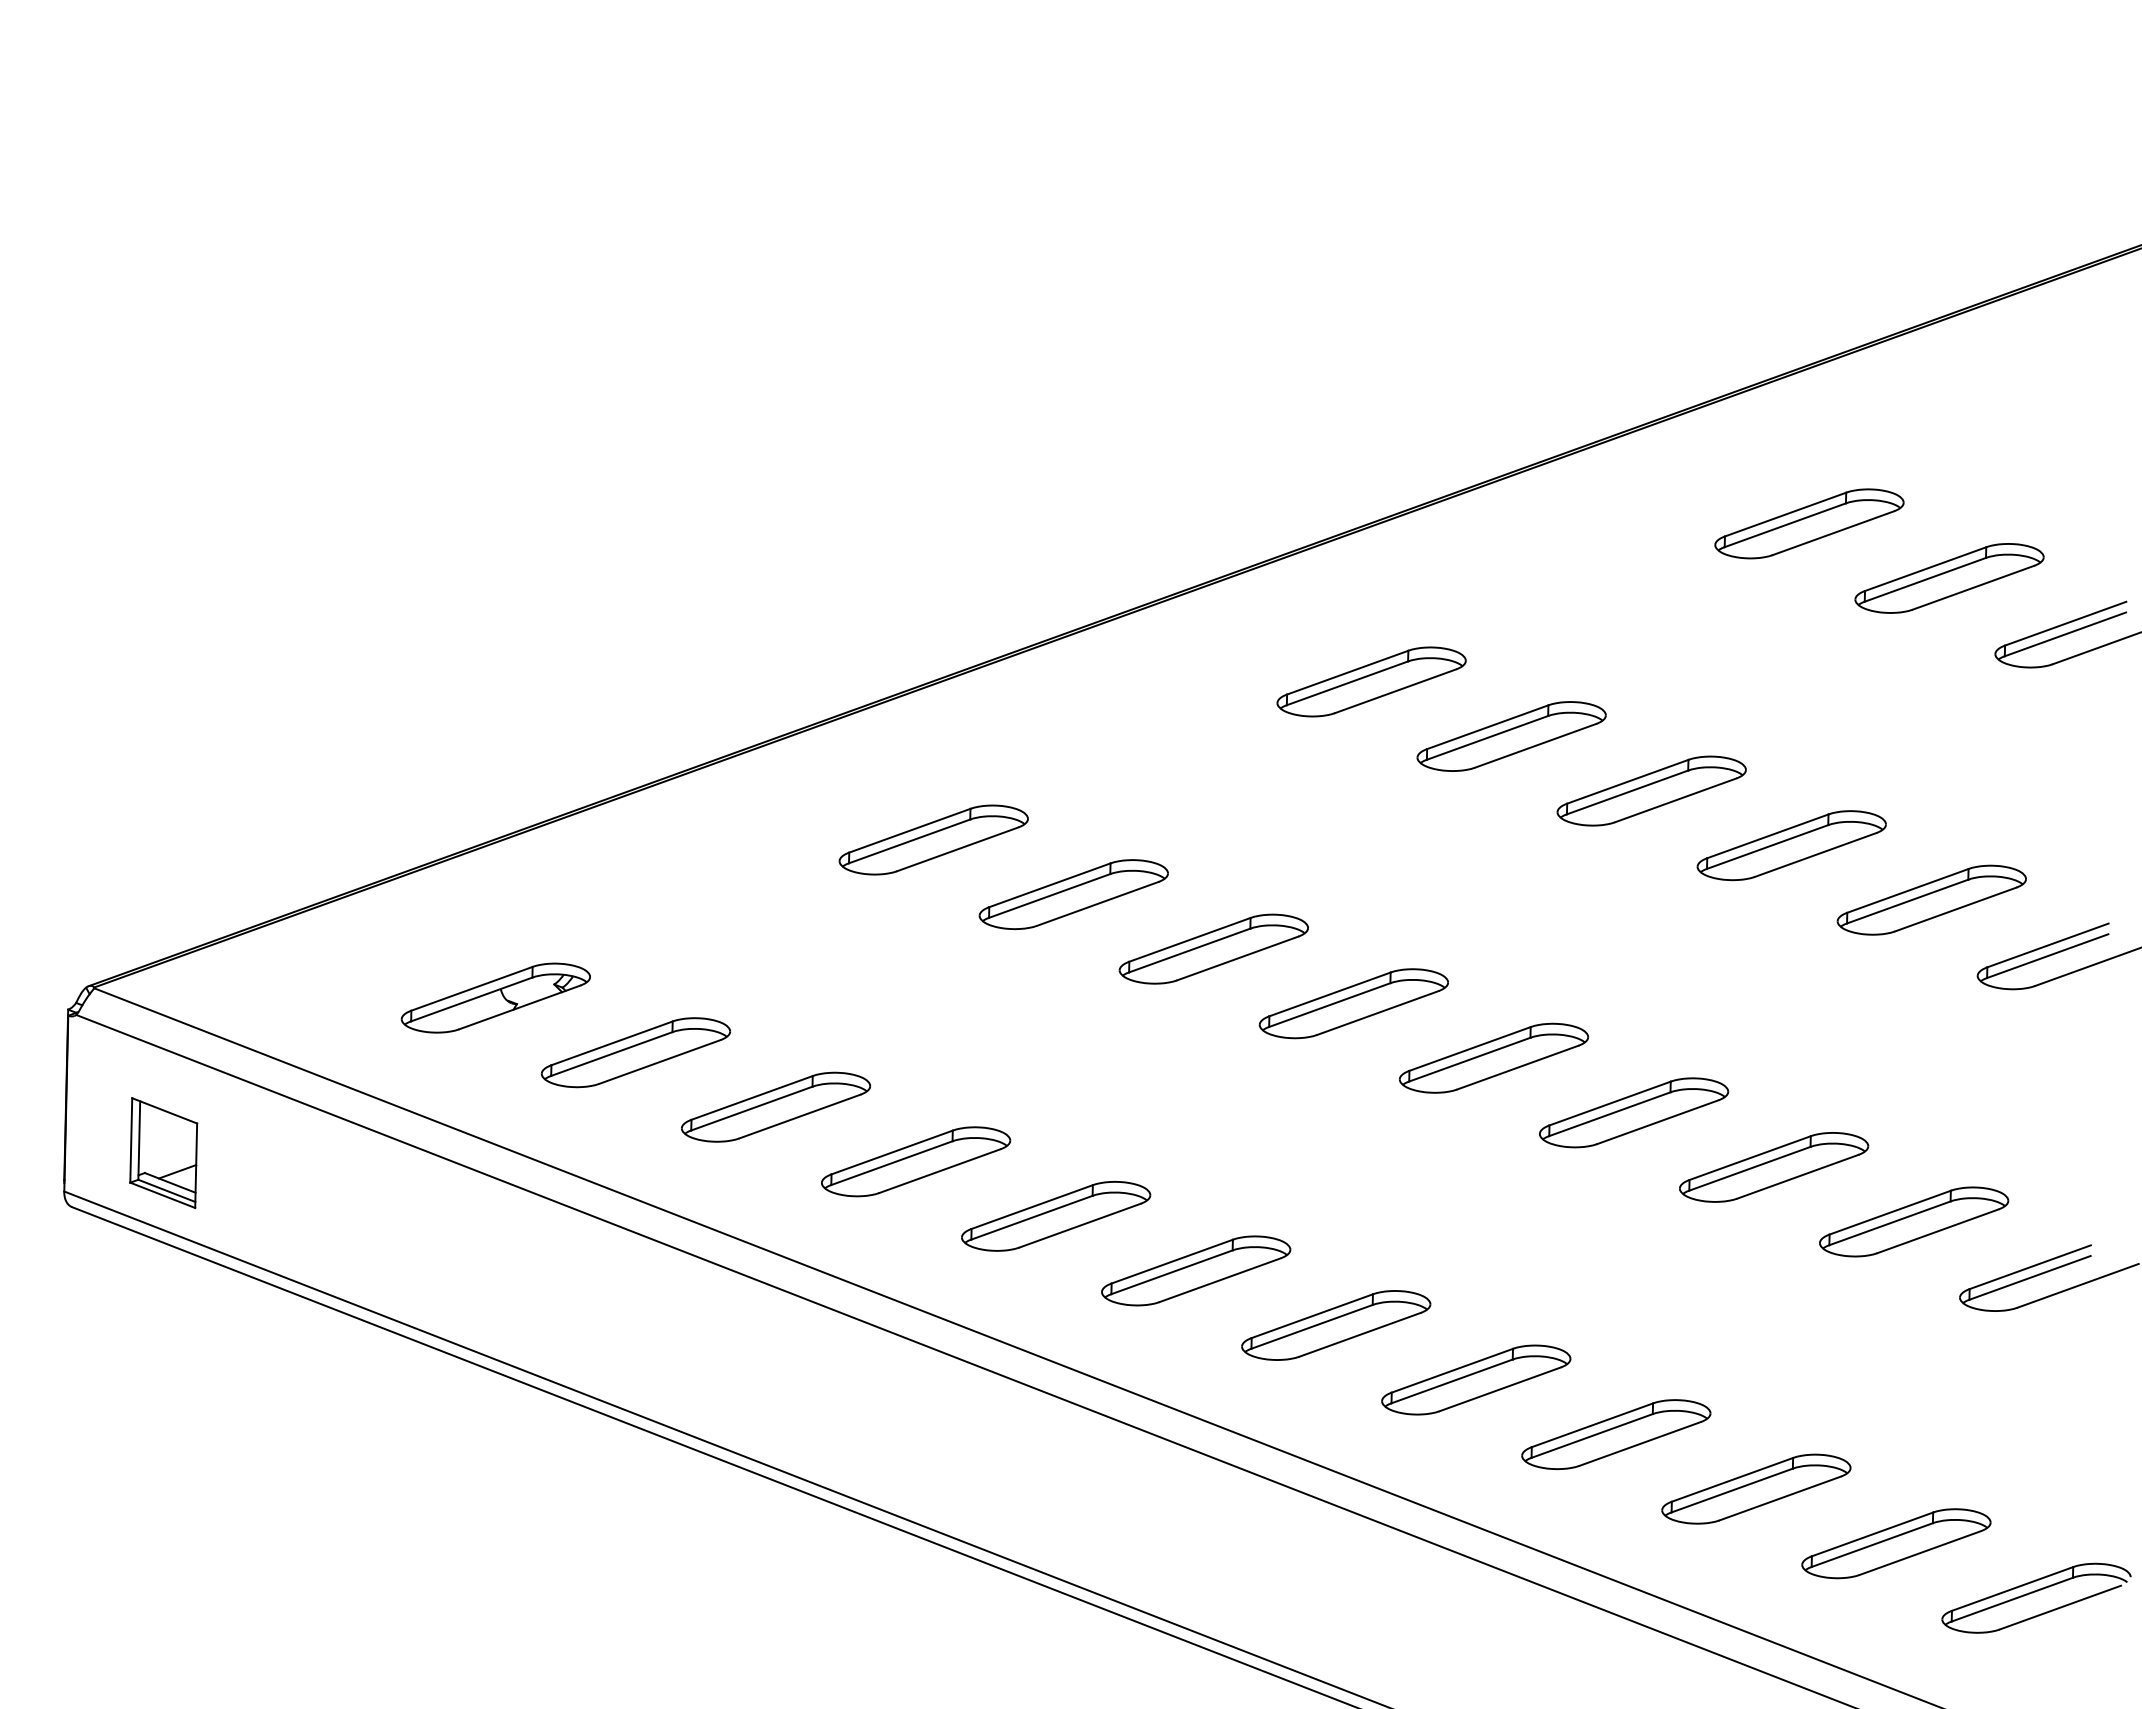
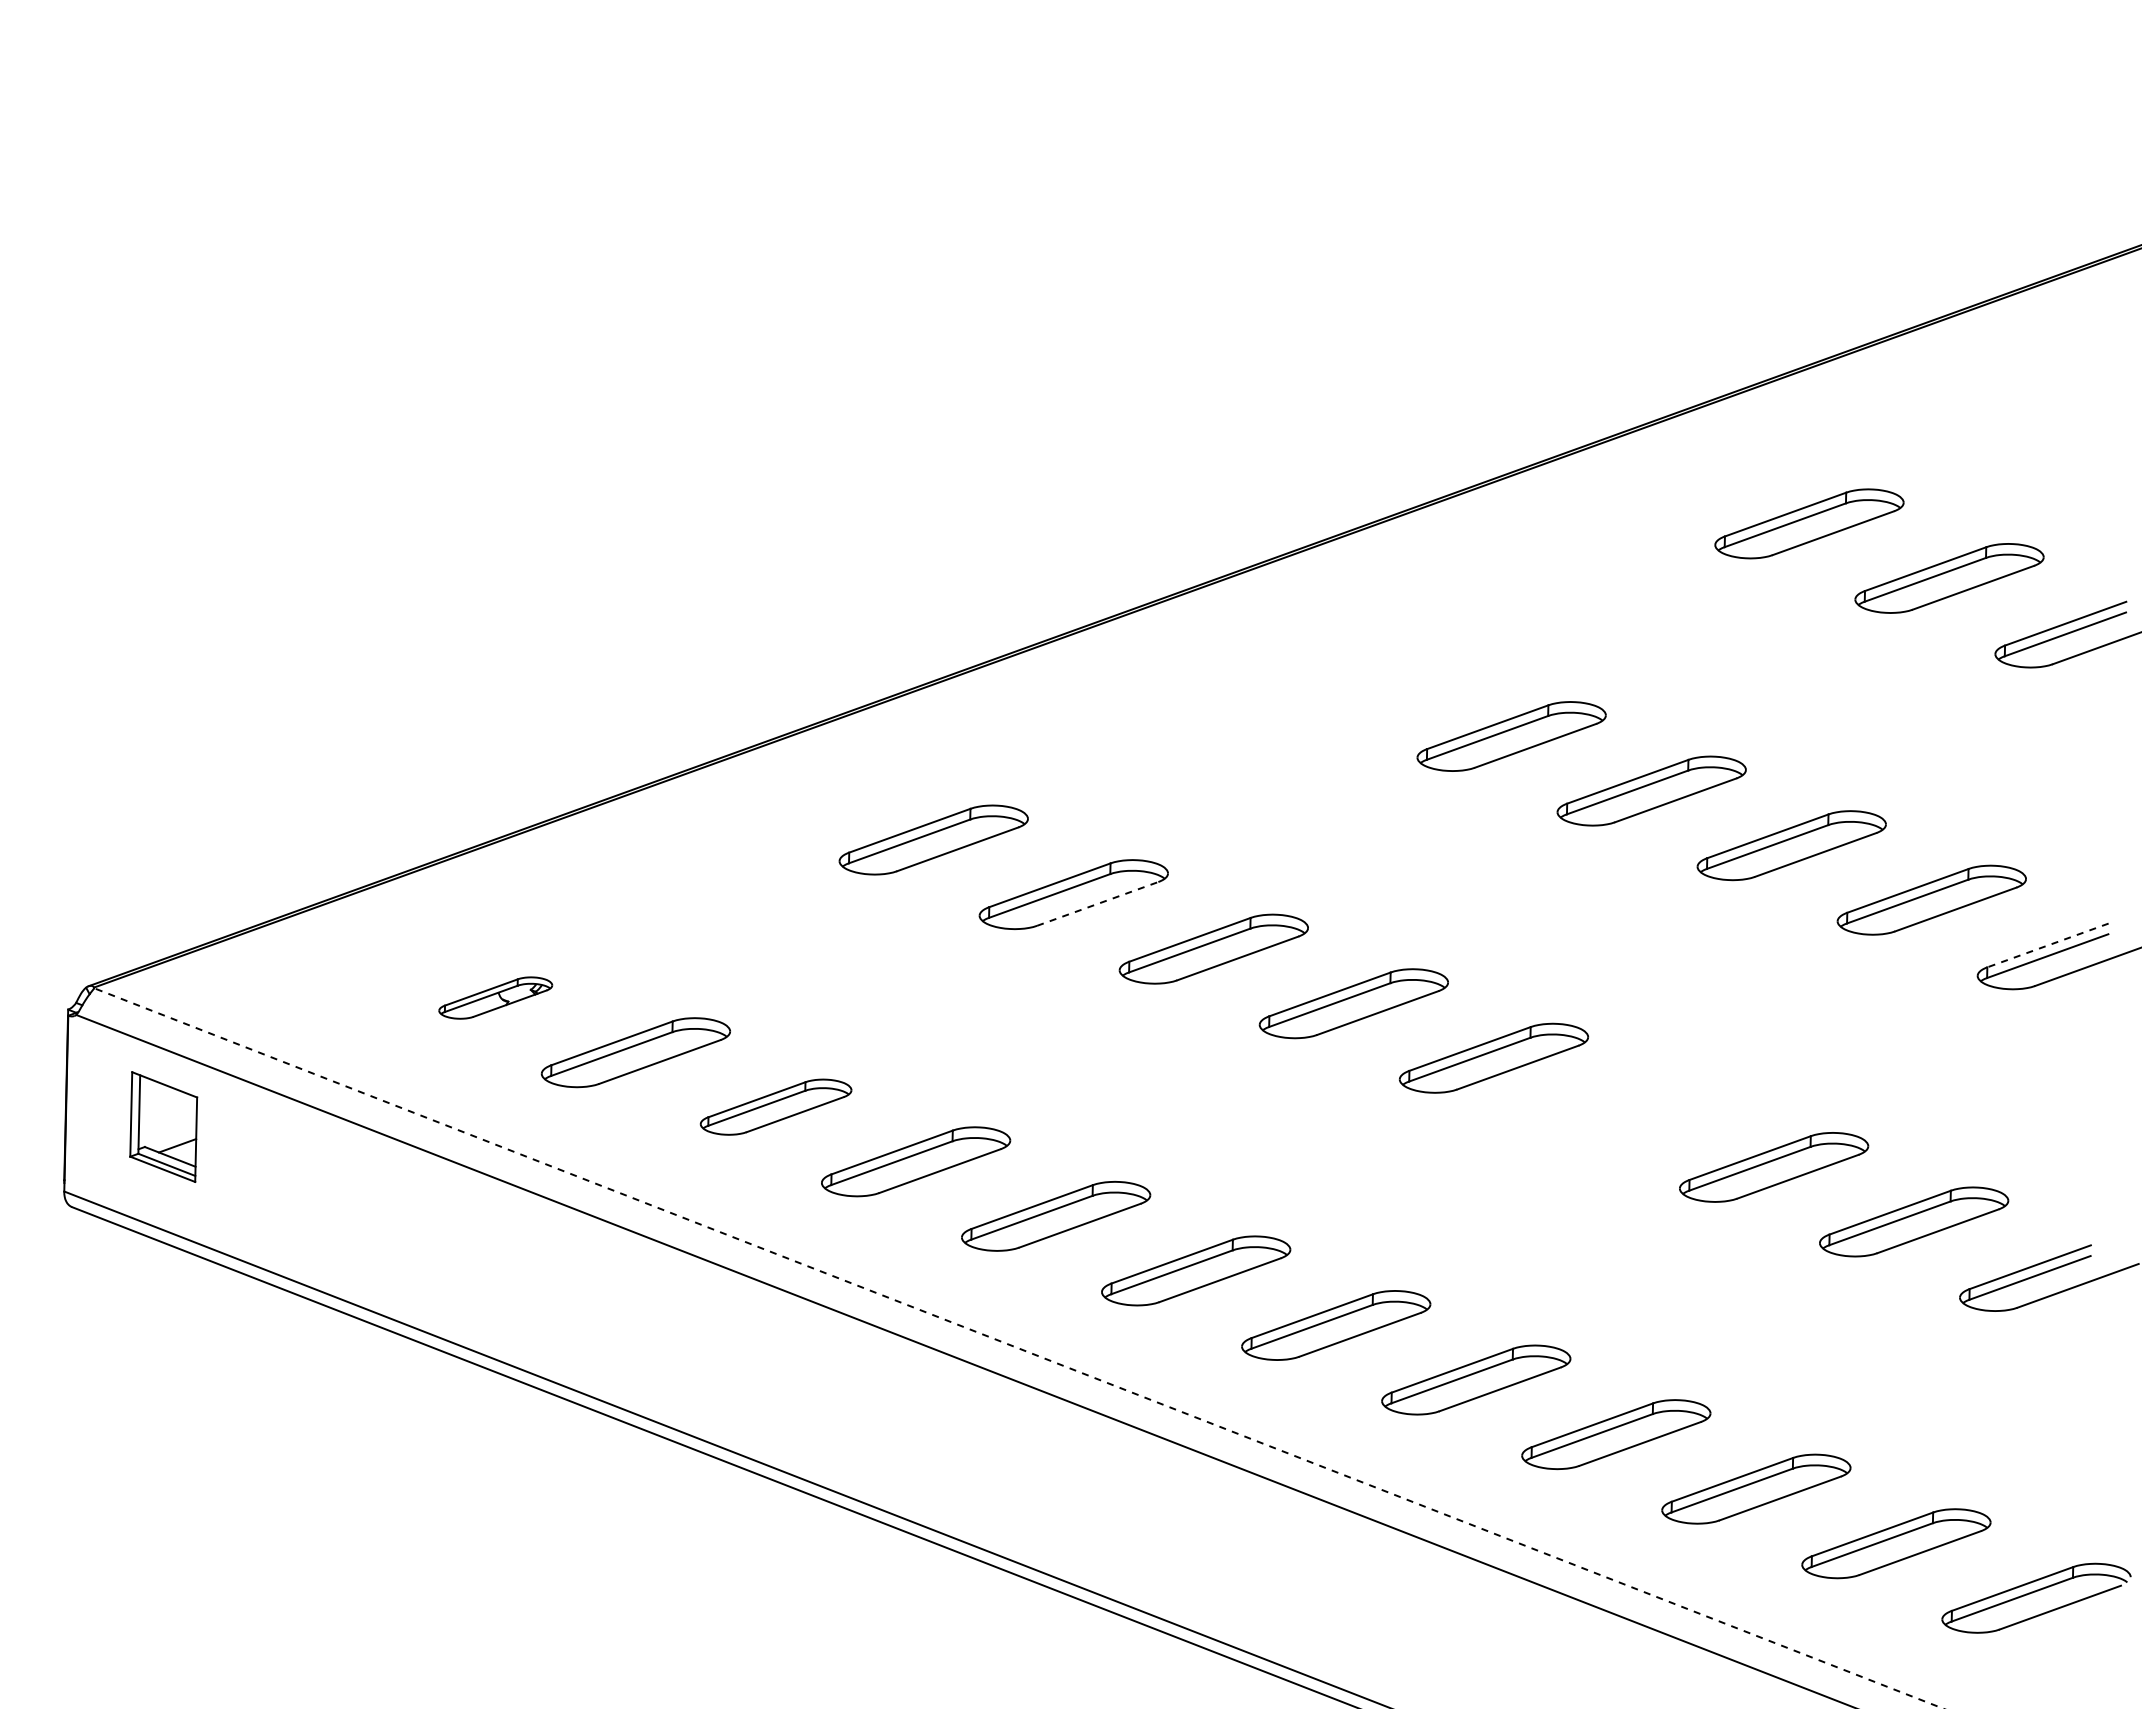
part: present -> none (1371, 681)
line: solid -> dashed (1098, 903)
line: solid -> dashed (2047, 945)
part size: 191x72 px -> 116x44 px (495, 997)
part size: 191x72 px -> 154x58 px (775, 1106)
part: present -> none (1634, 1112)
part position: (163, 1152) -> (163, 1126) (163, 1126)
line: solid -> dashed (1018, 1348)
